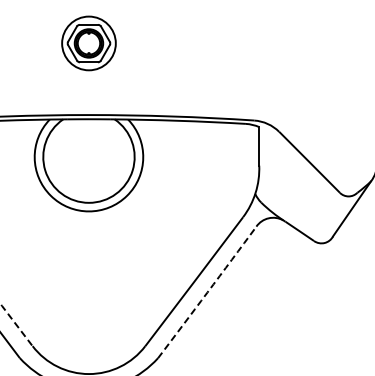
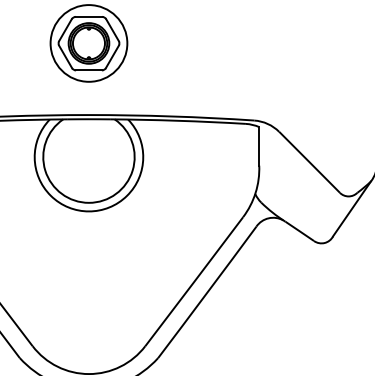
part size: 56x57 px -> 80x79 px (88, 43)
arc: dashed -> solid (207, 292)
arc: dashed -> solid (16, 325)
